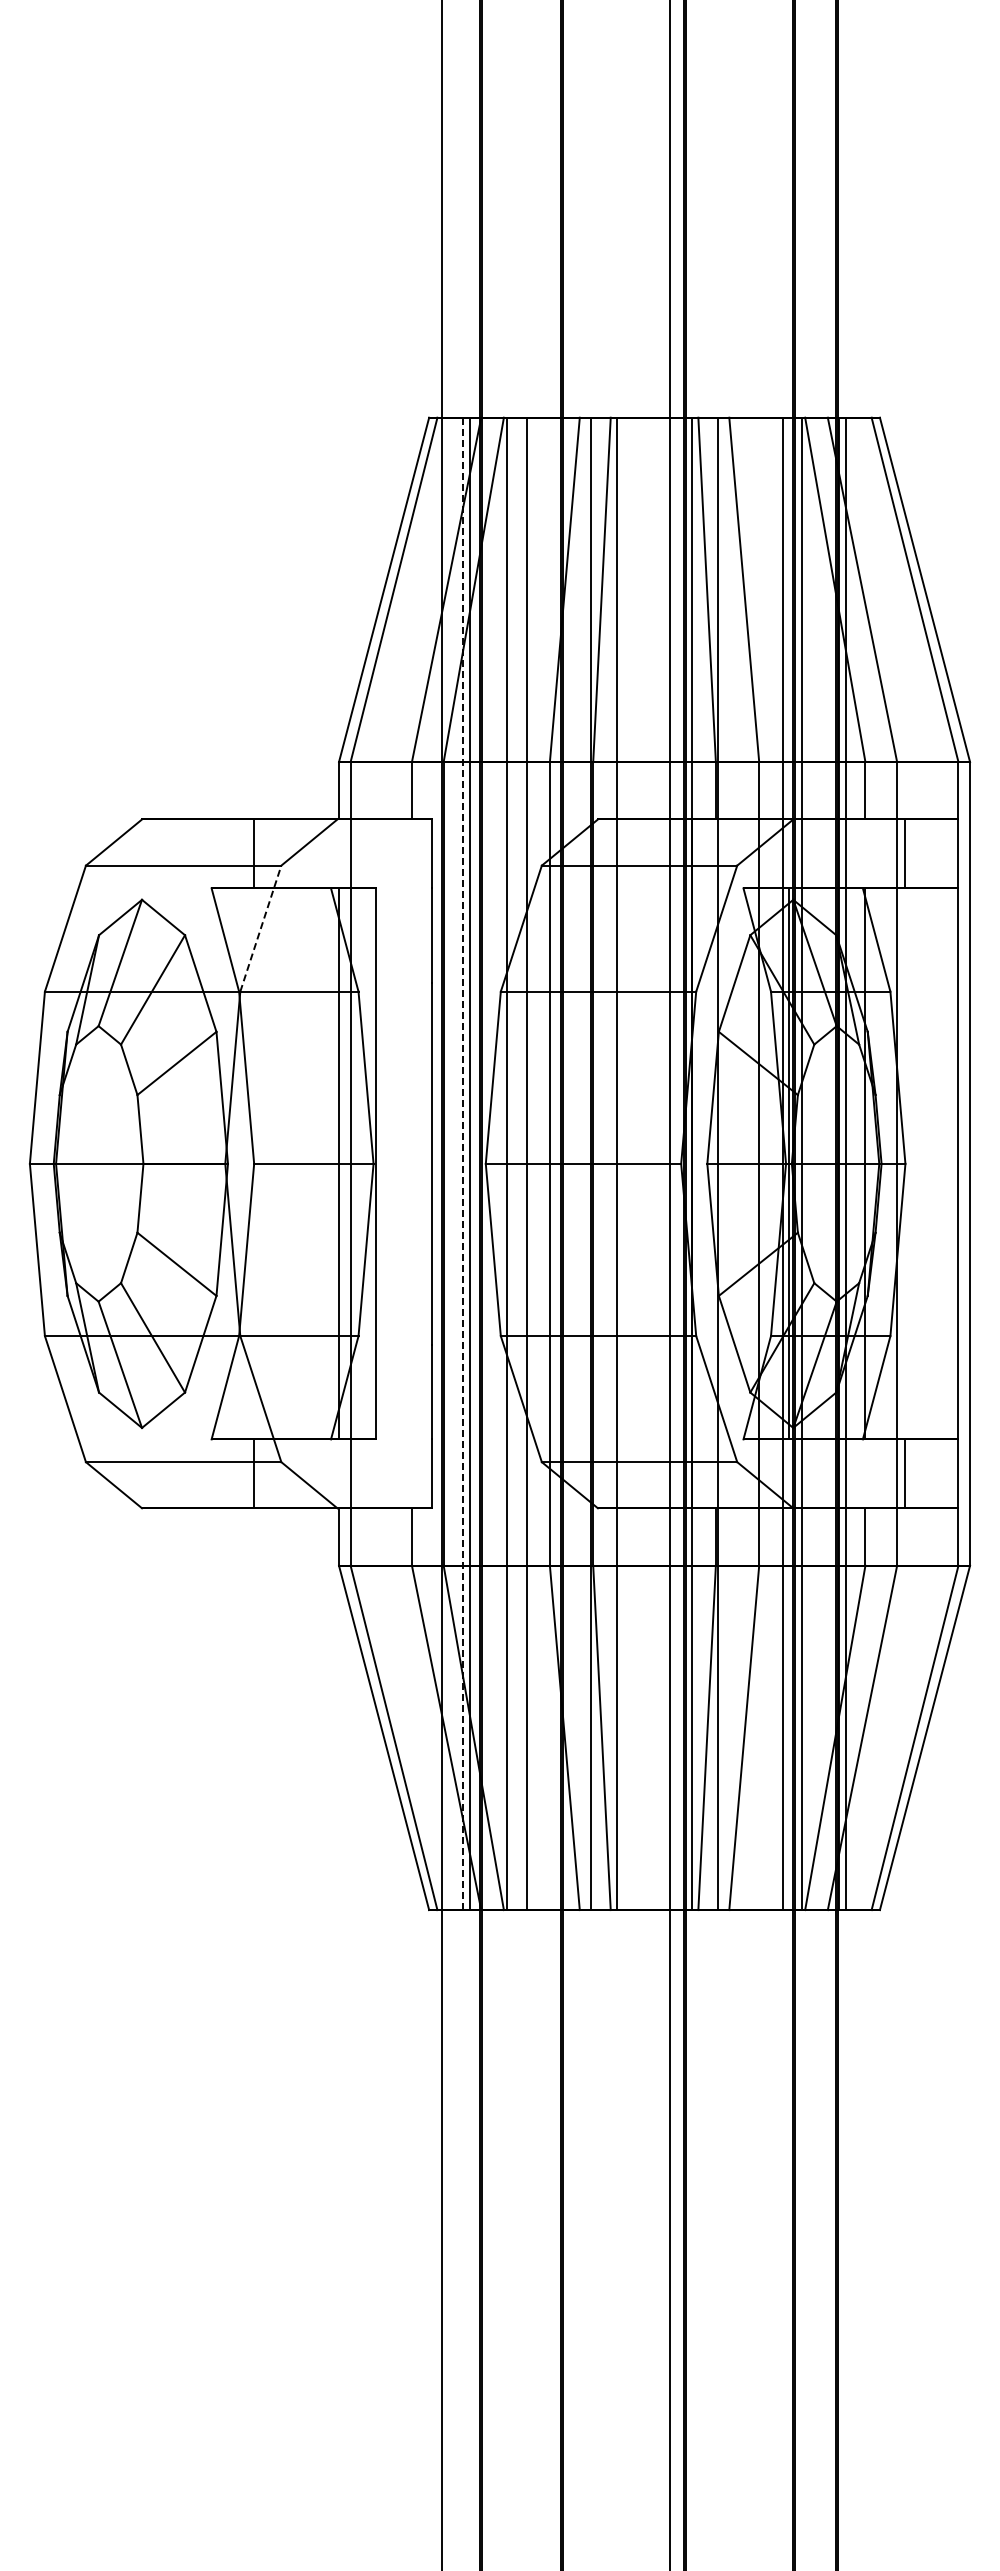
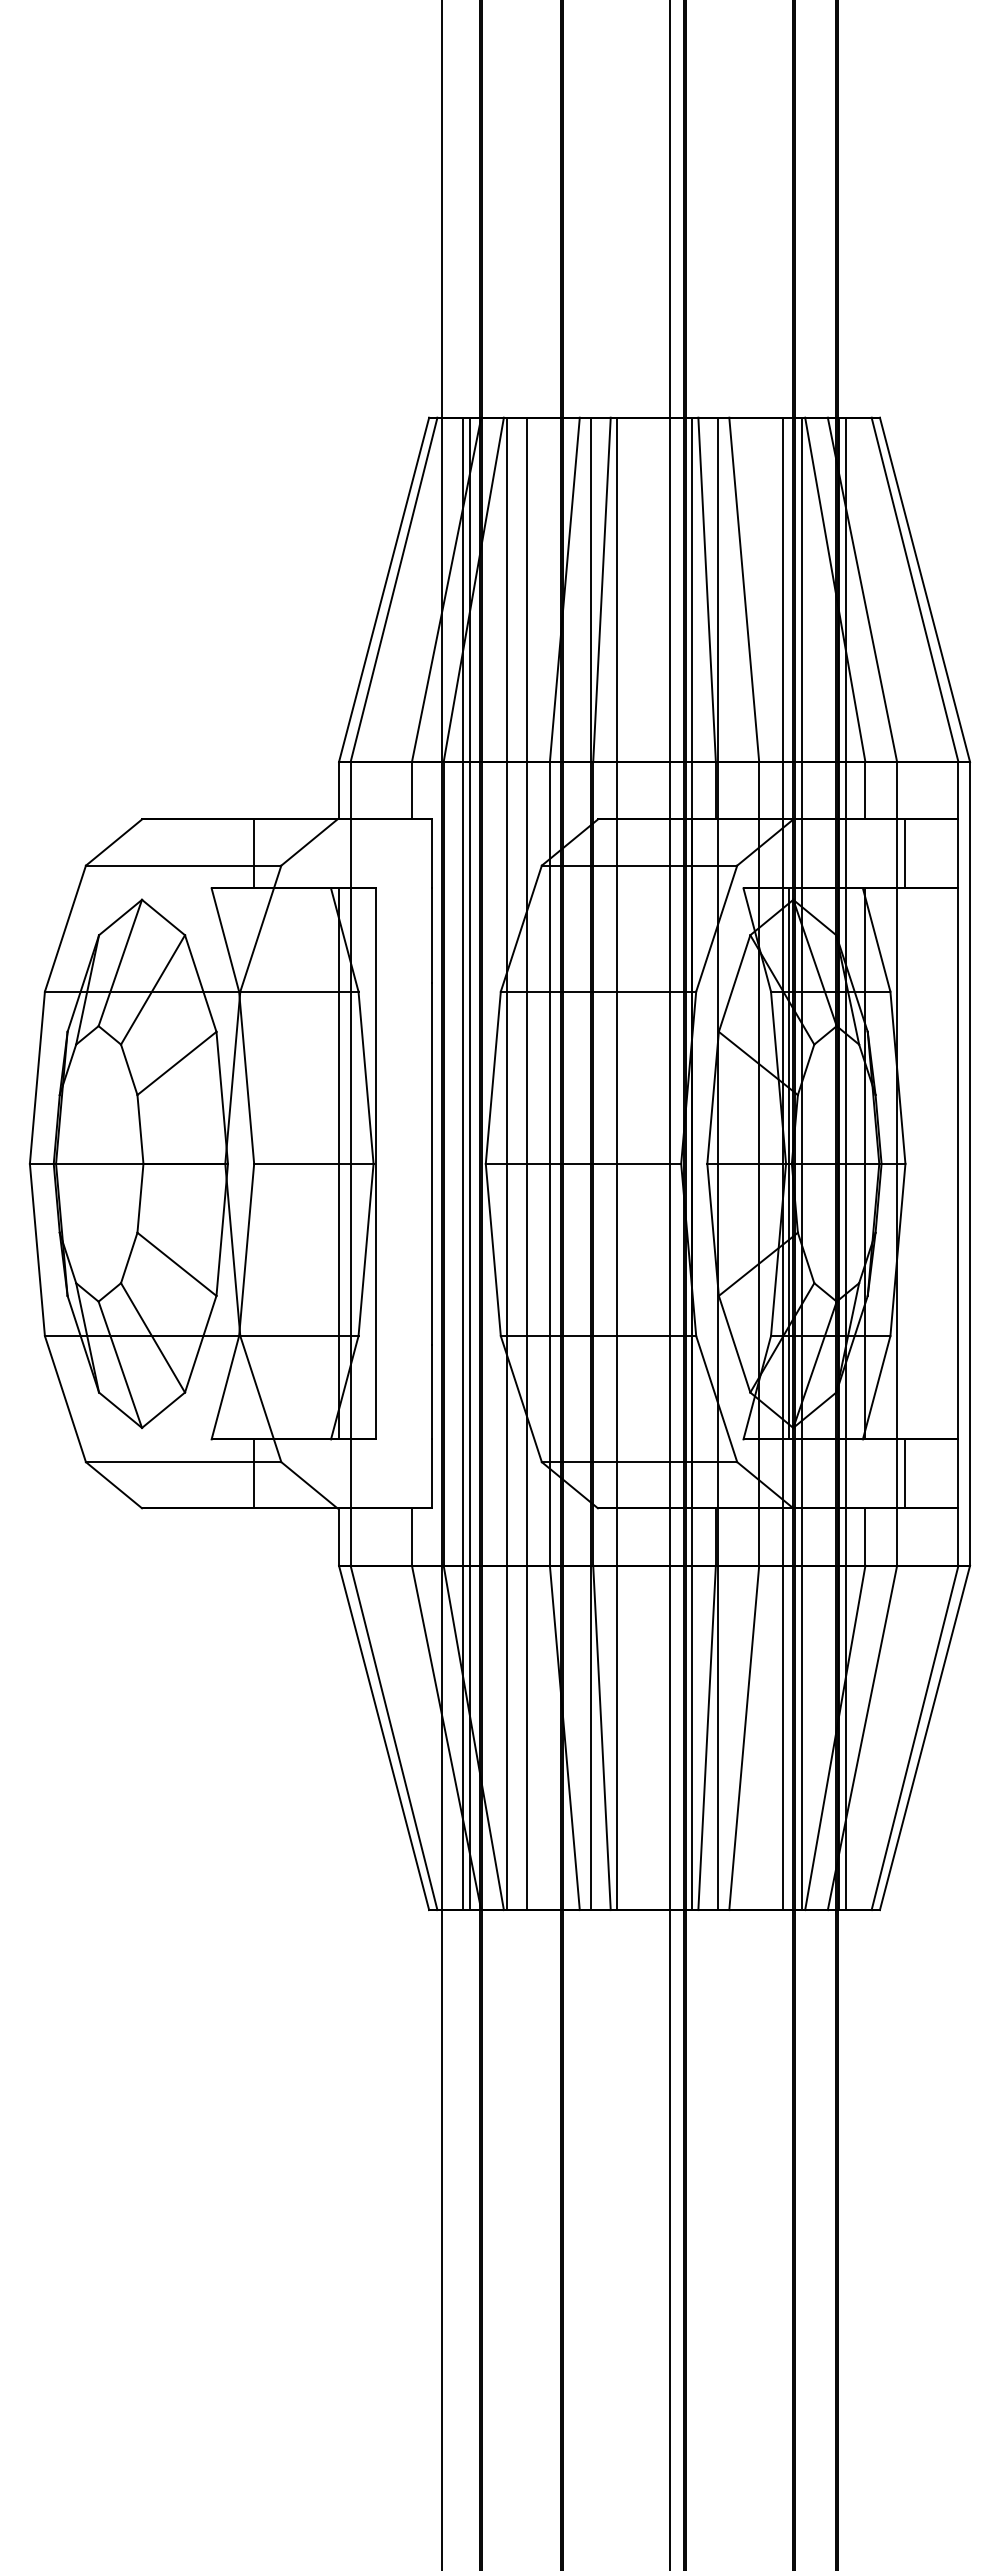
line: dashed -> solid (260, 928)
line: dashed -> solid (462, 1163)
